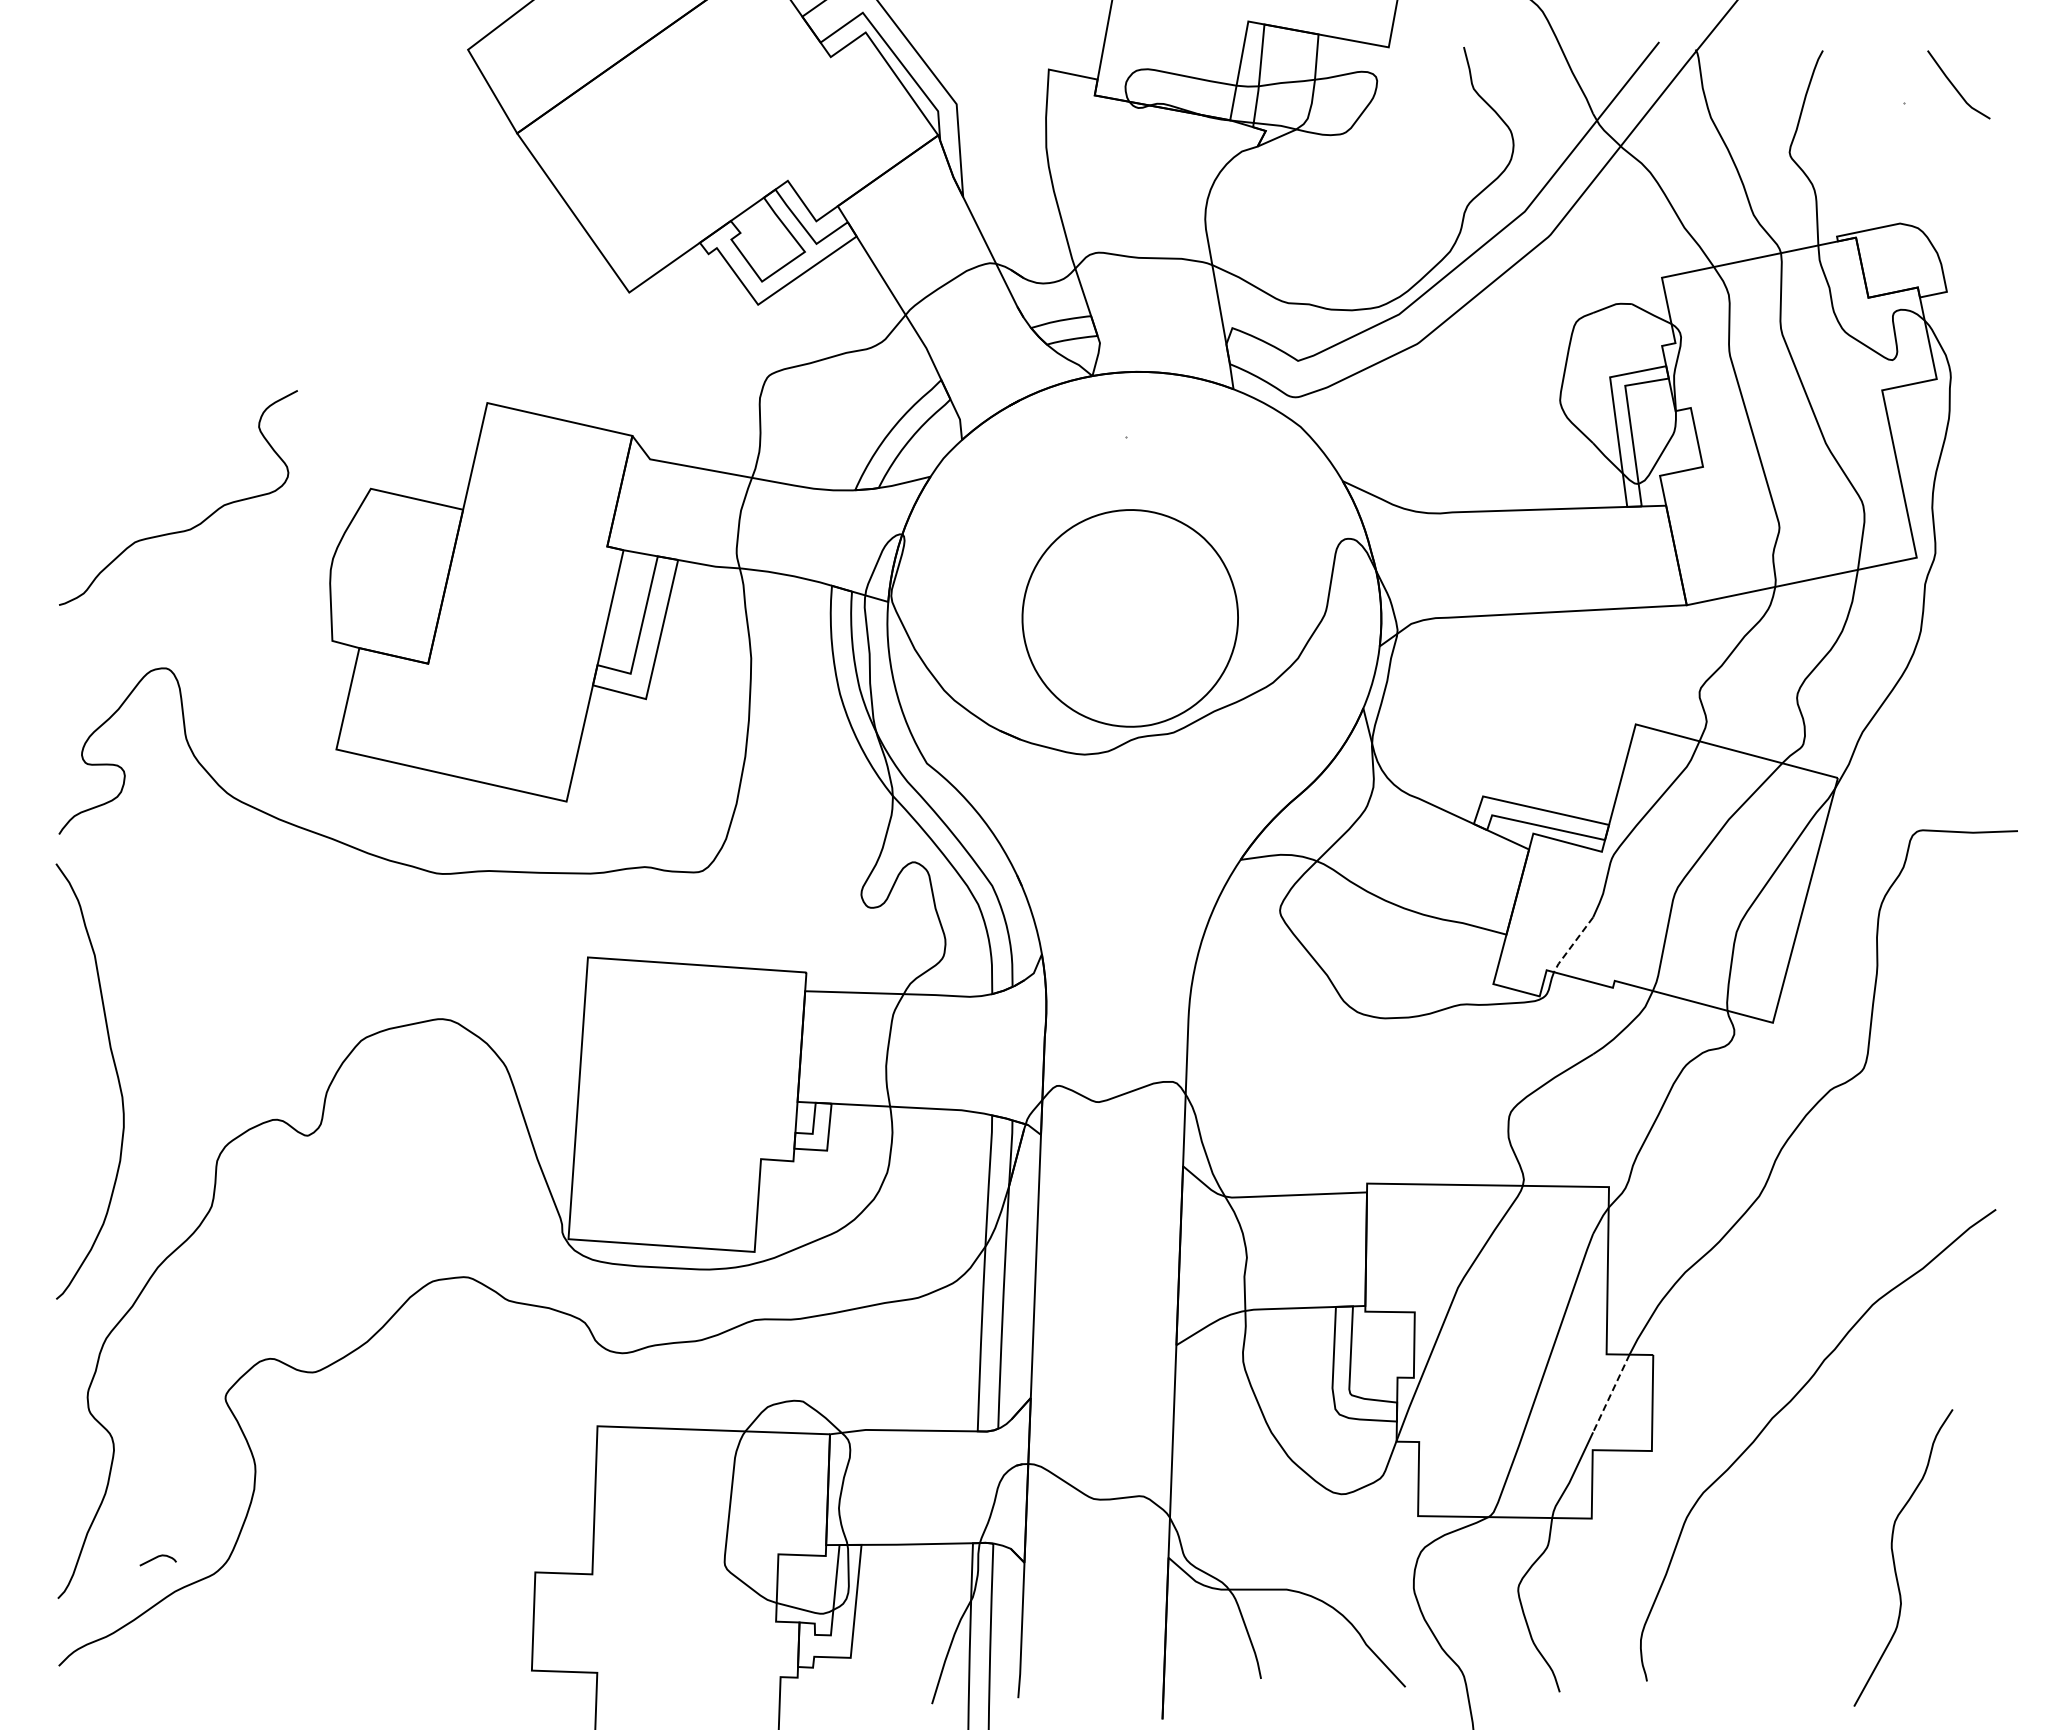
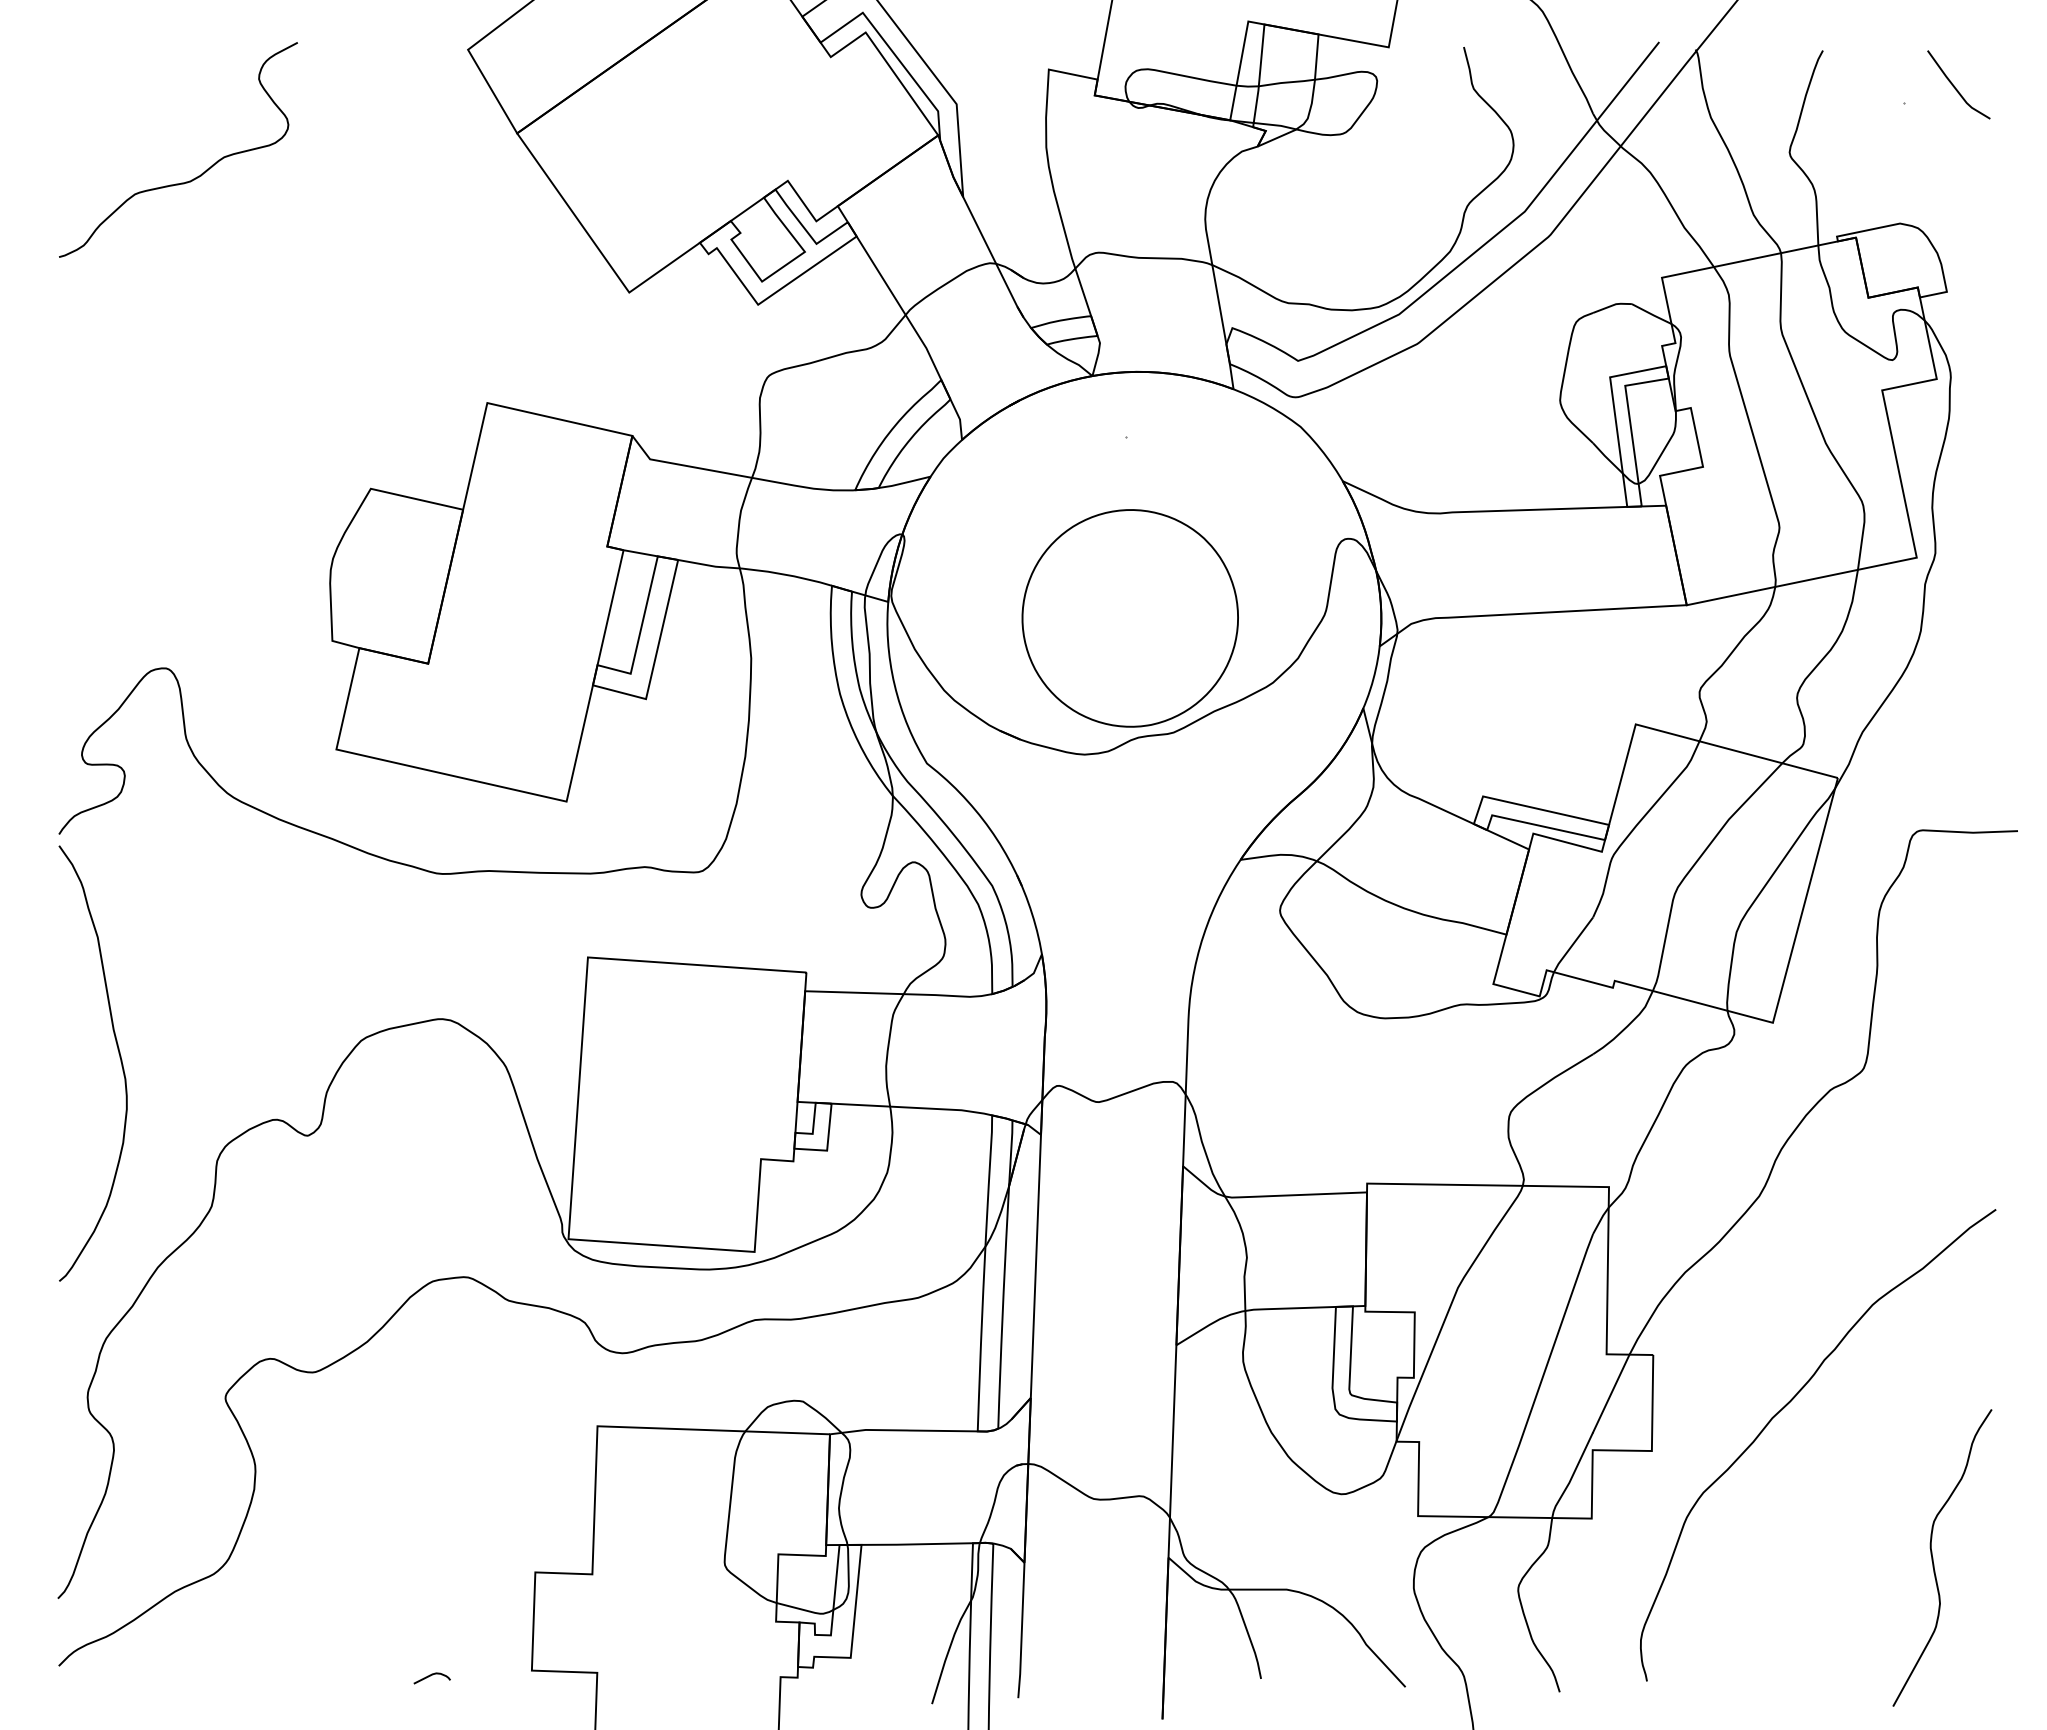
curve position: (193, 526) -> (193, 178) (193, 178)
line: dashed -> solid (1572, 945)
curve position: (116, 1075) -> (119, 1057) (119, 1057)
line: dashed -> solid (1611, 1393)
curve position: (1894, 1557) -> (1933, 1557) (1933, 1557)
curve position: (156, 1558) -> (430, 1676) (430, 1676)
